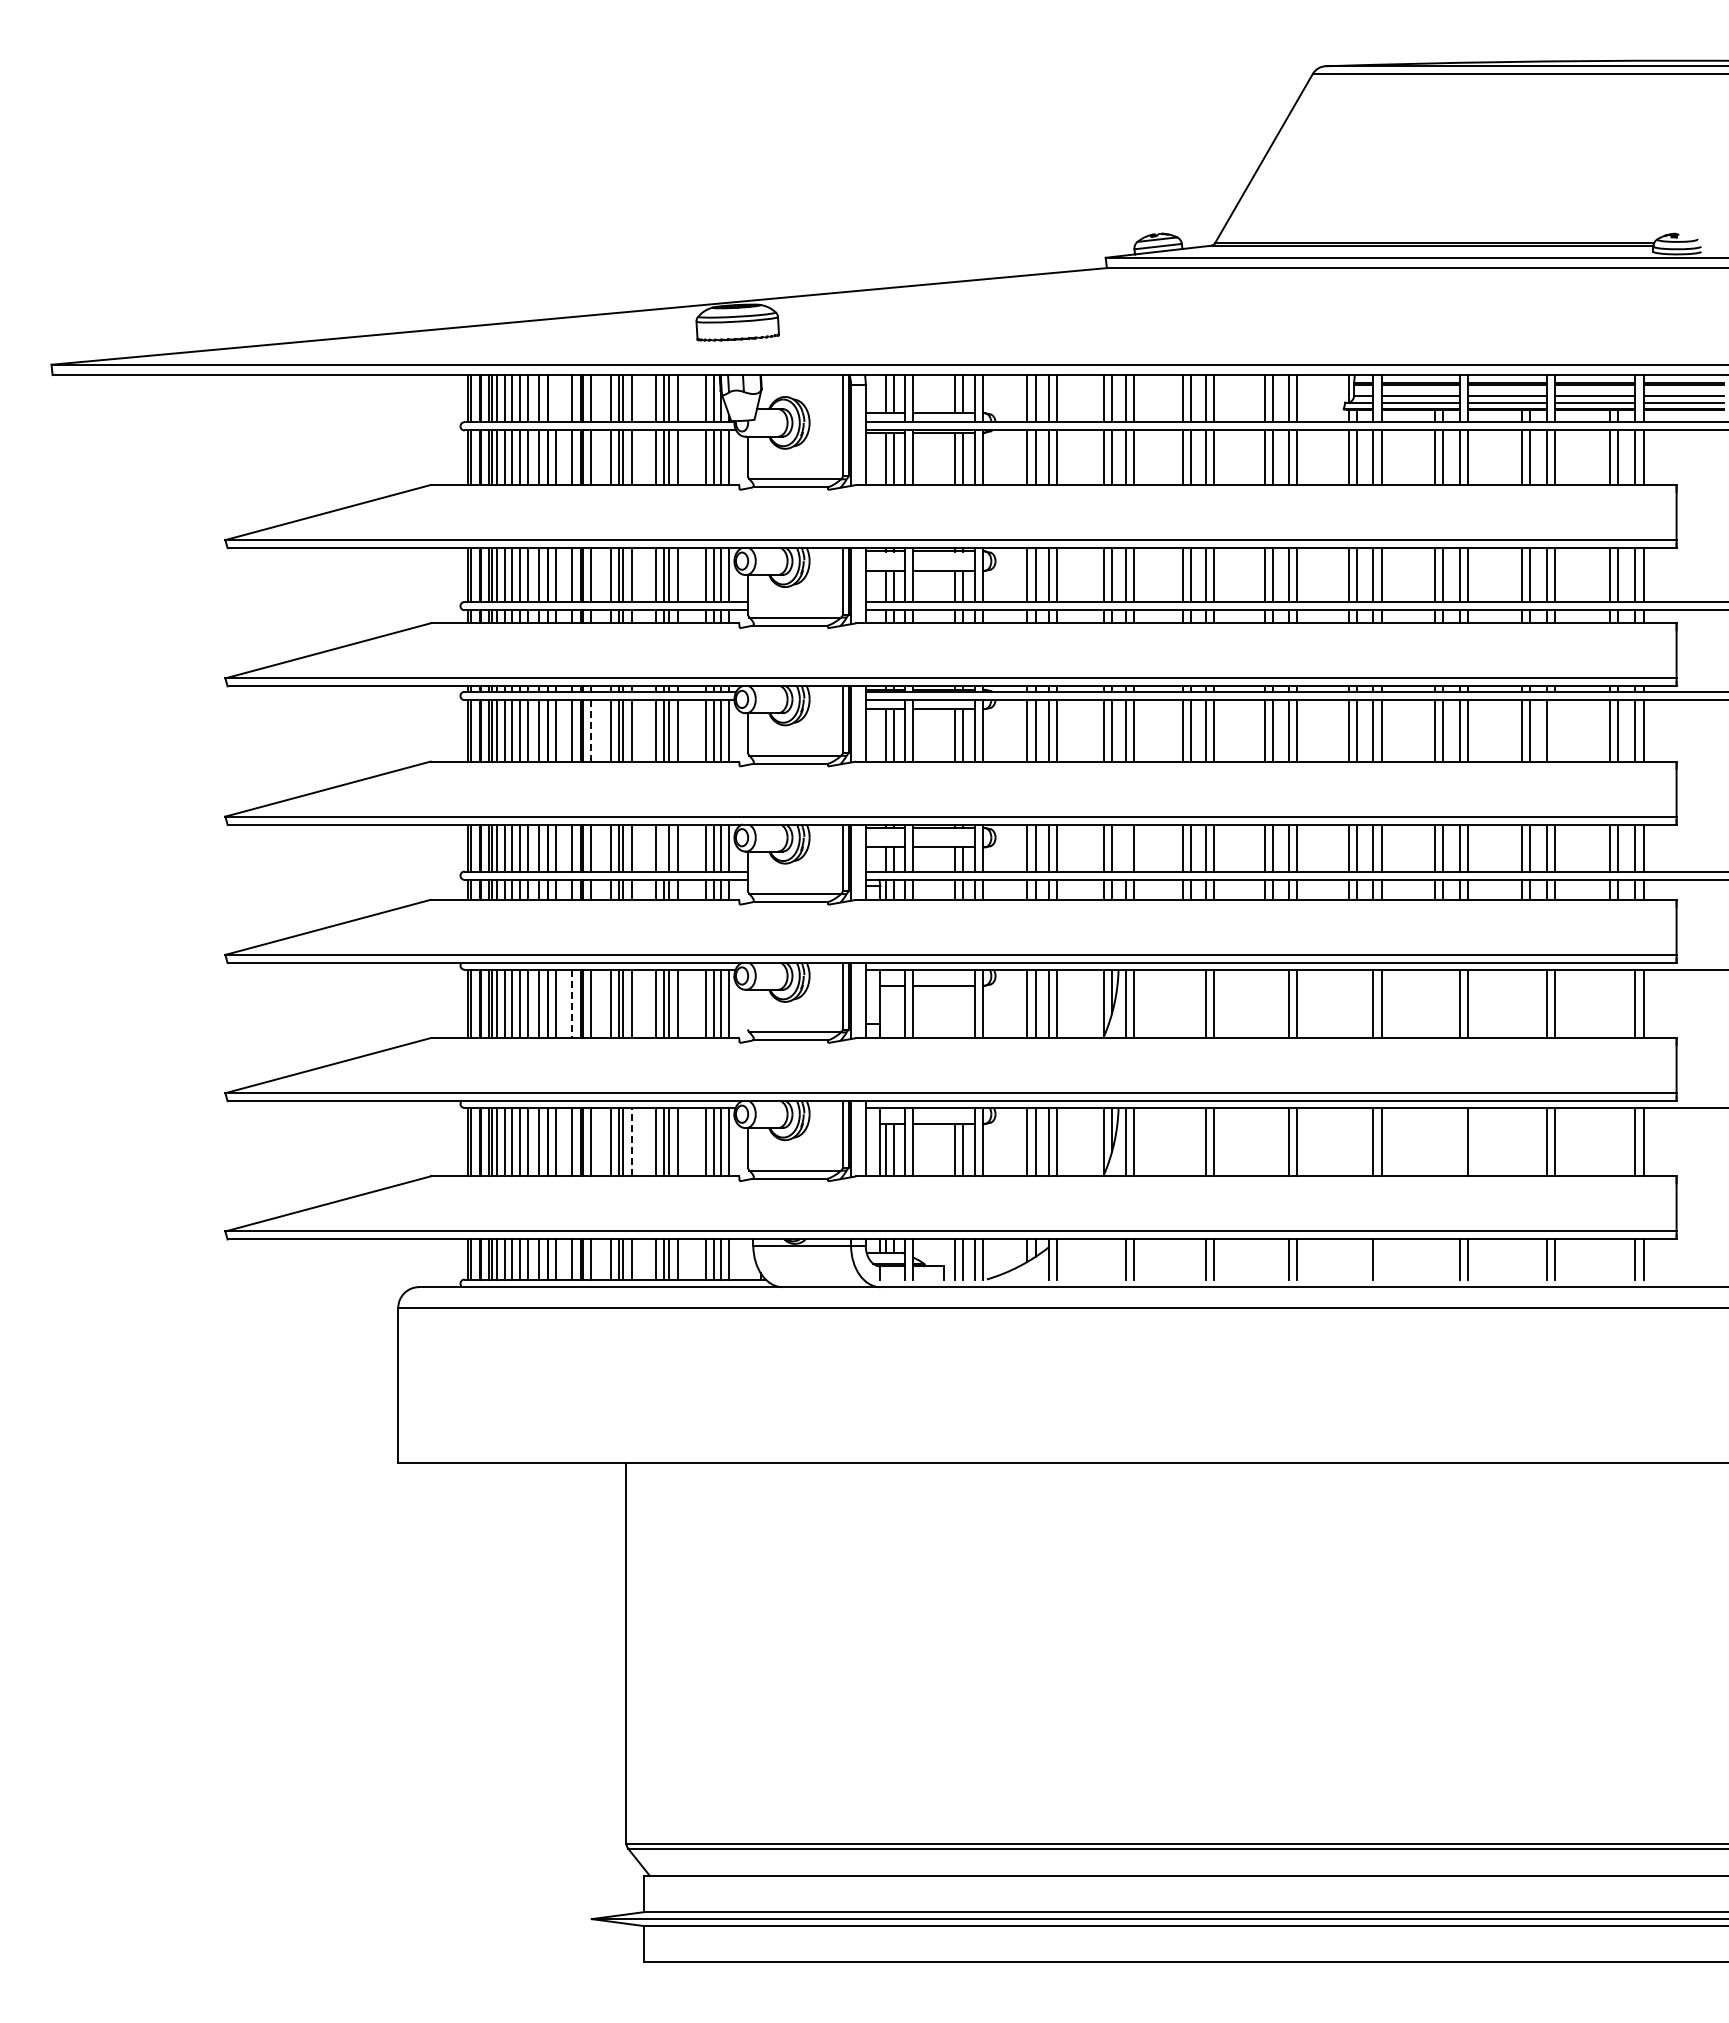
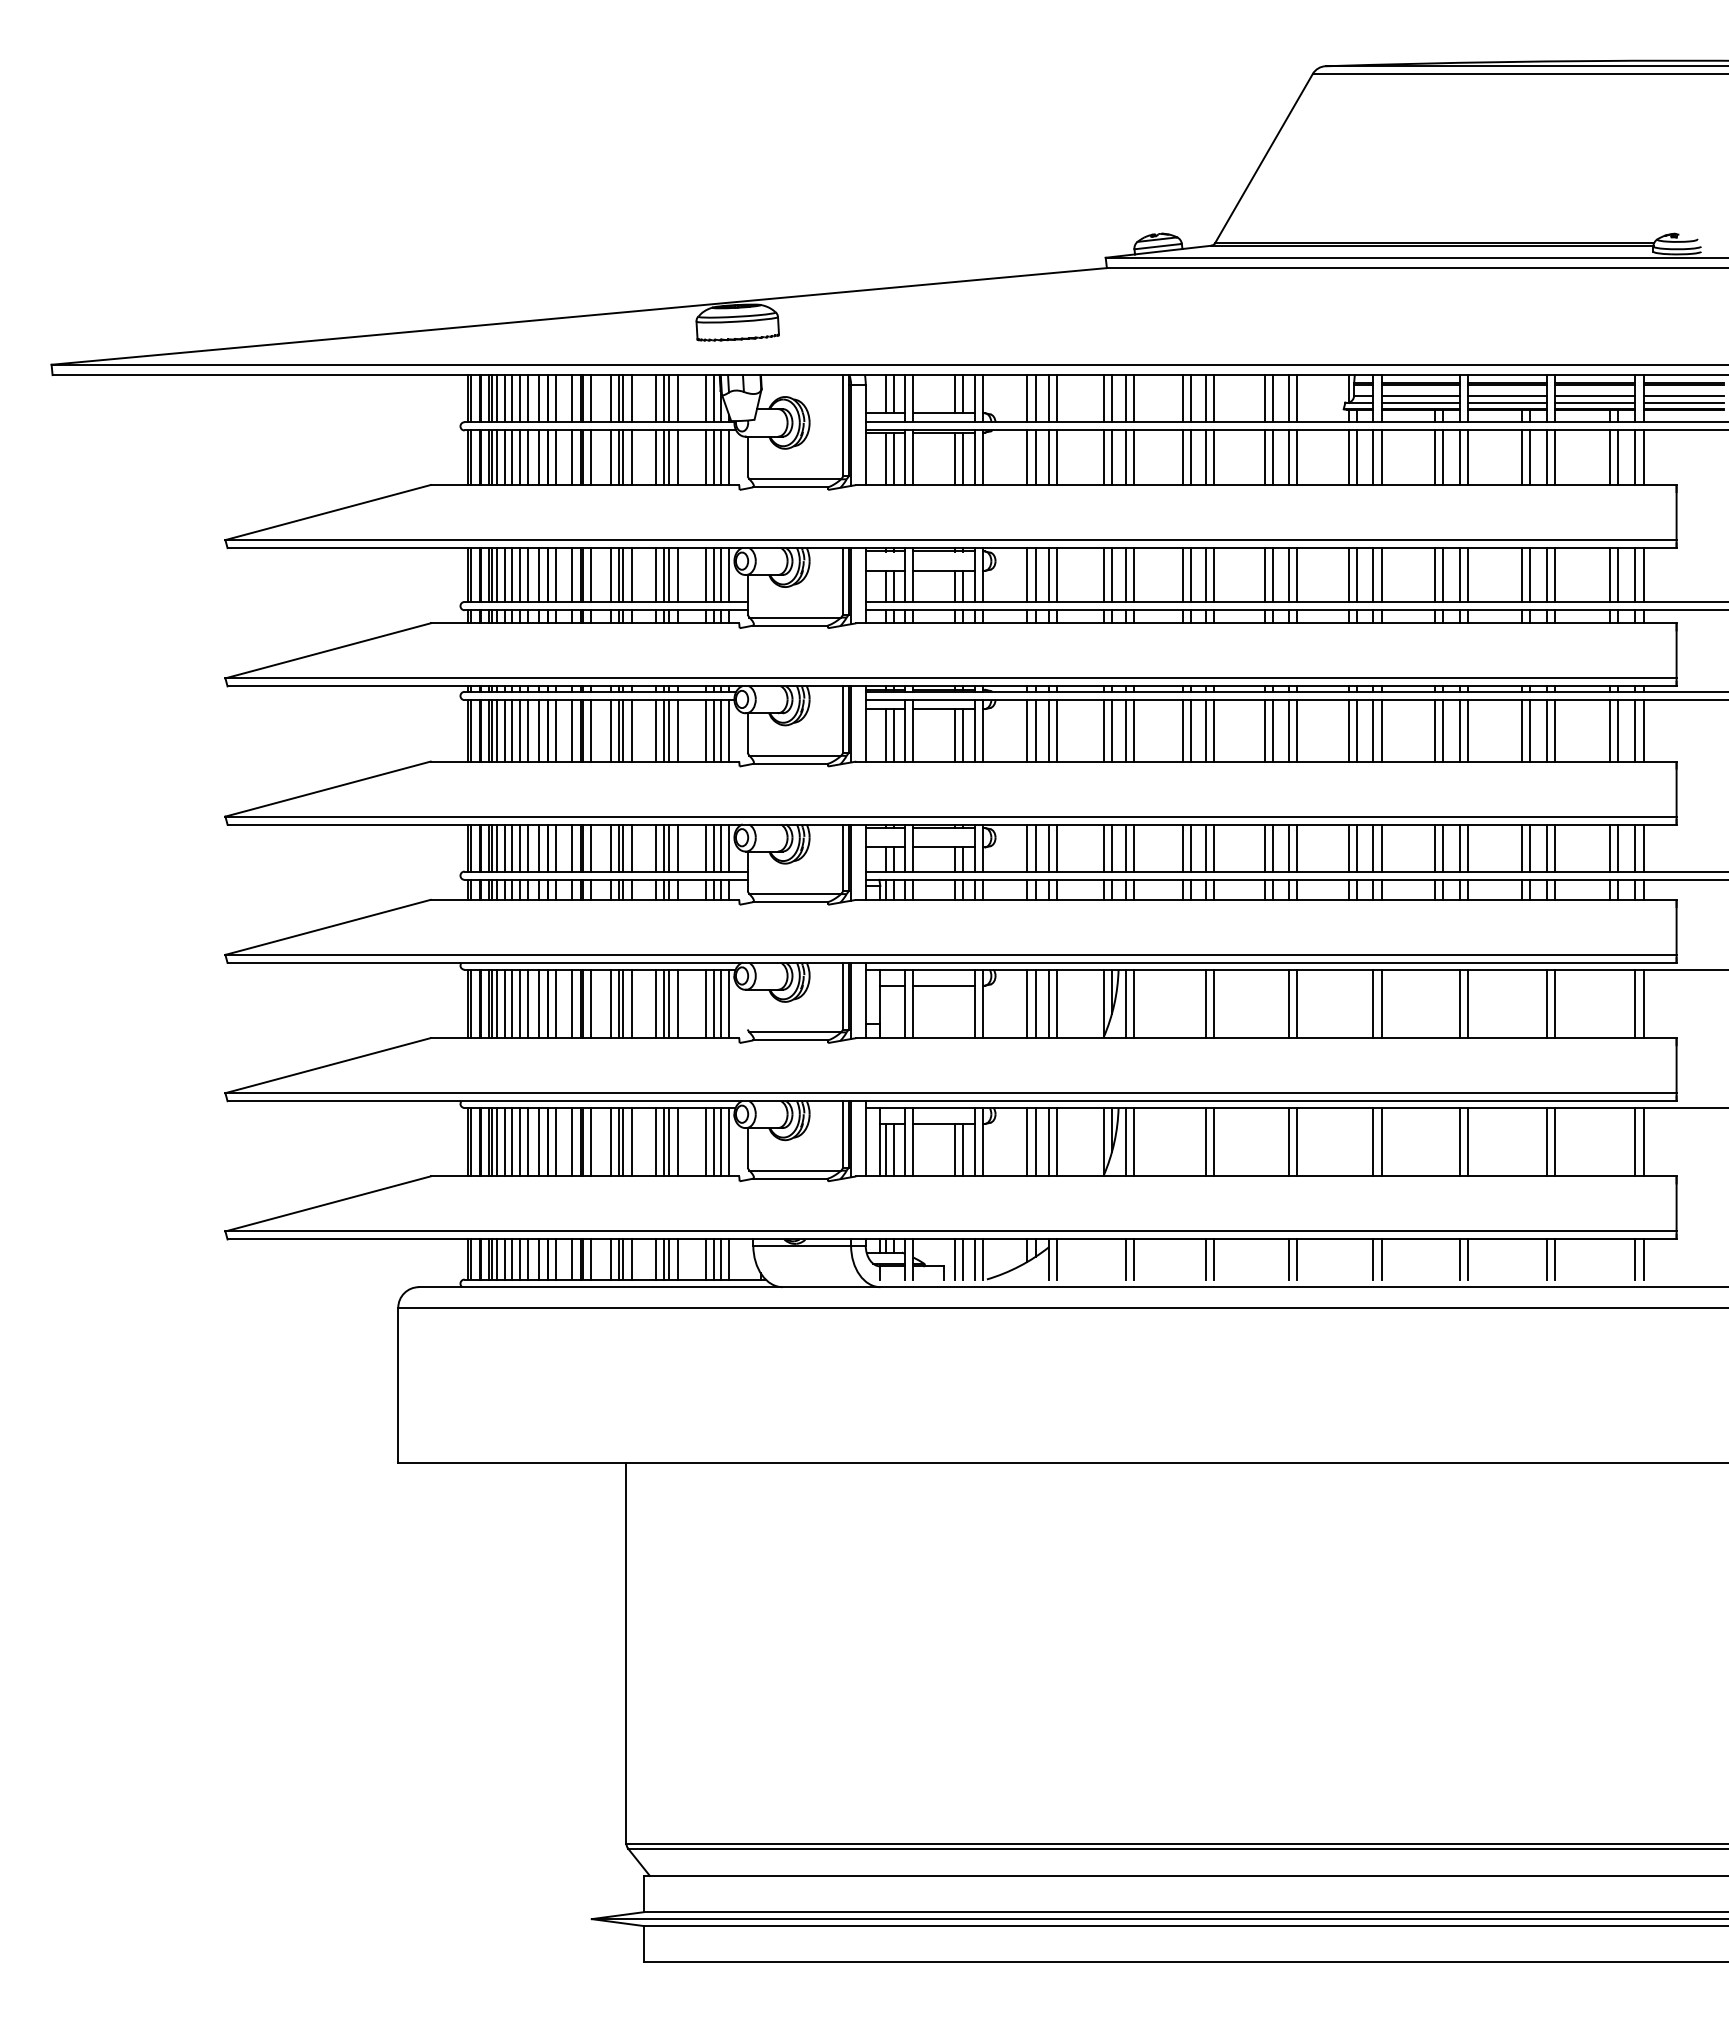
line: none -> present (556, 398)
line: dashed -> solid (591, 730)
line: none -> present (1555, 730)
line: none -> present (663, 847)
line: none -> present (1126, 847)
line: dashed -> solid (572, 1004)
line: dashed -> solid (631, 1141)
line: none -> present (1459, 1142)
line: none -> present (1381, 1259)
